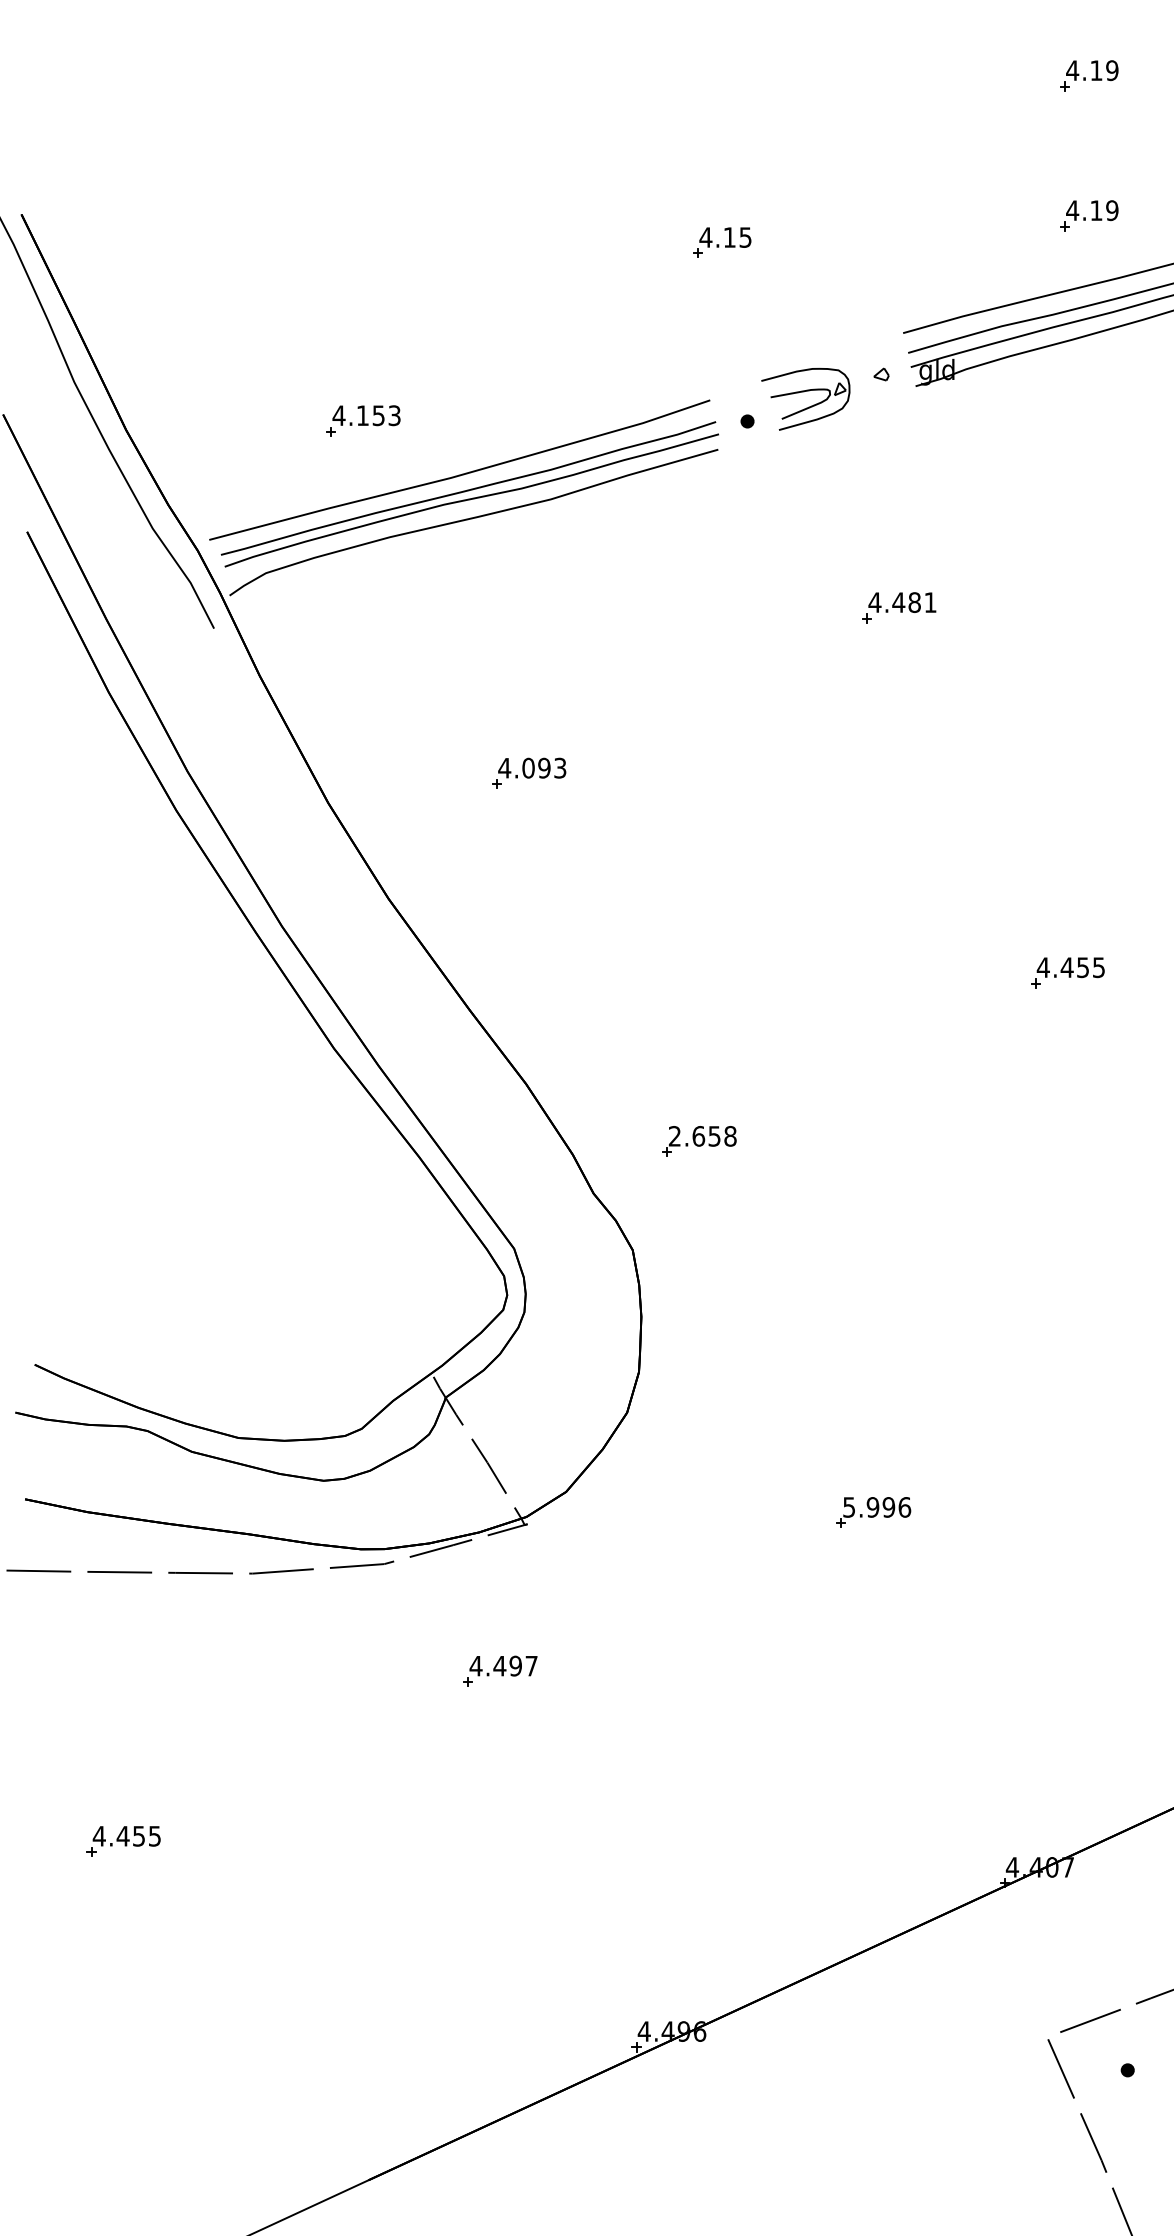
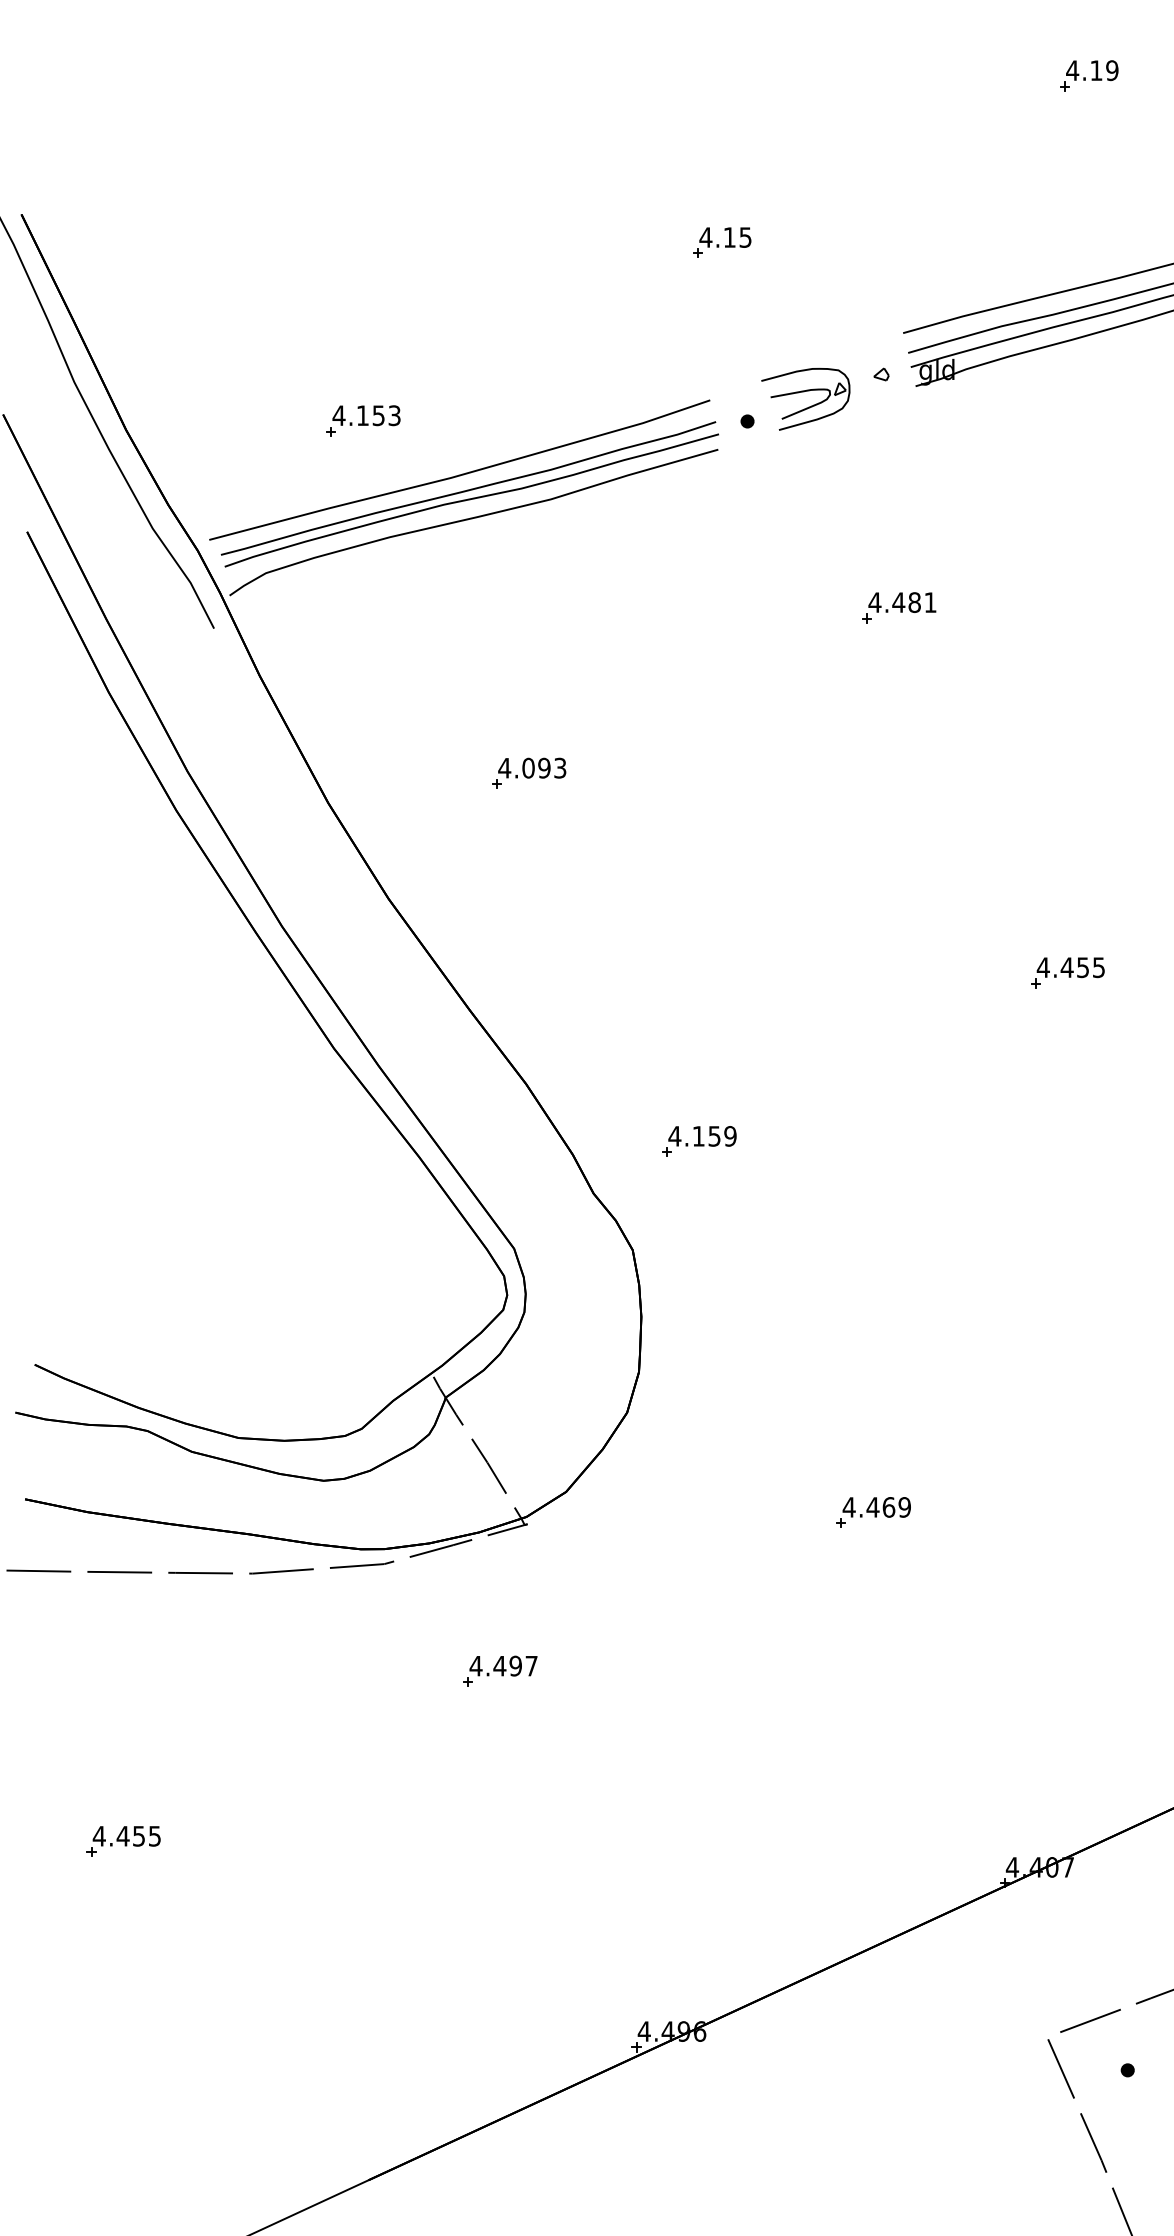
part: present -> none (1089, 215)
text: 2.658 -> 4.159 (702, 1136)
text: 5.996 -> 4.469 (876, 1507)
